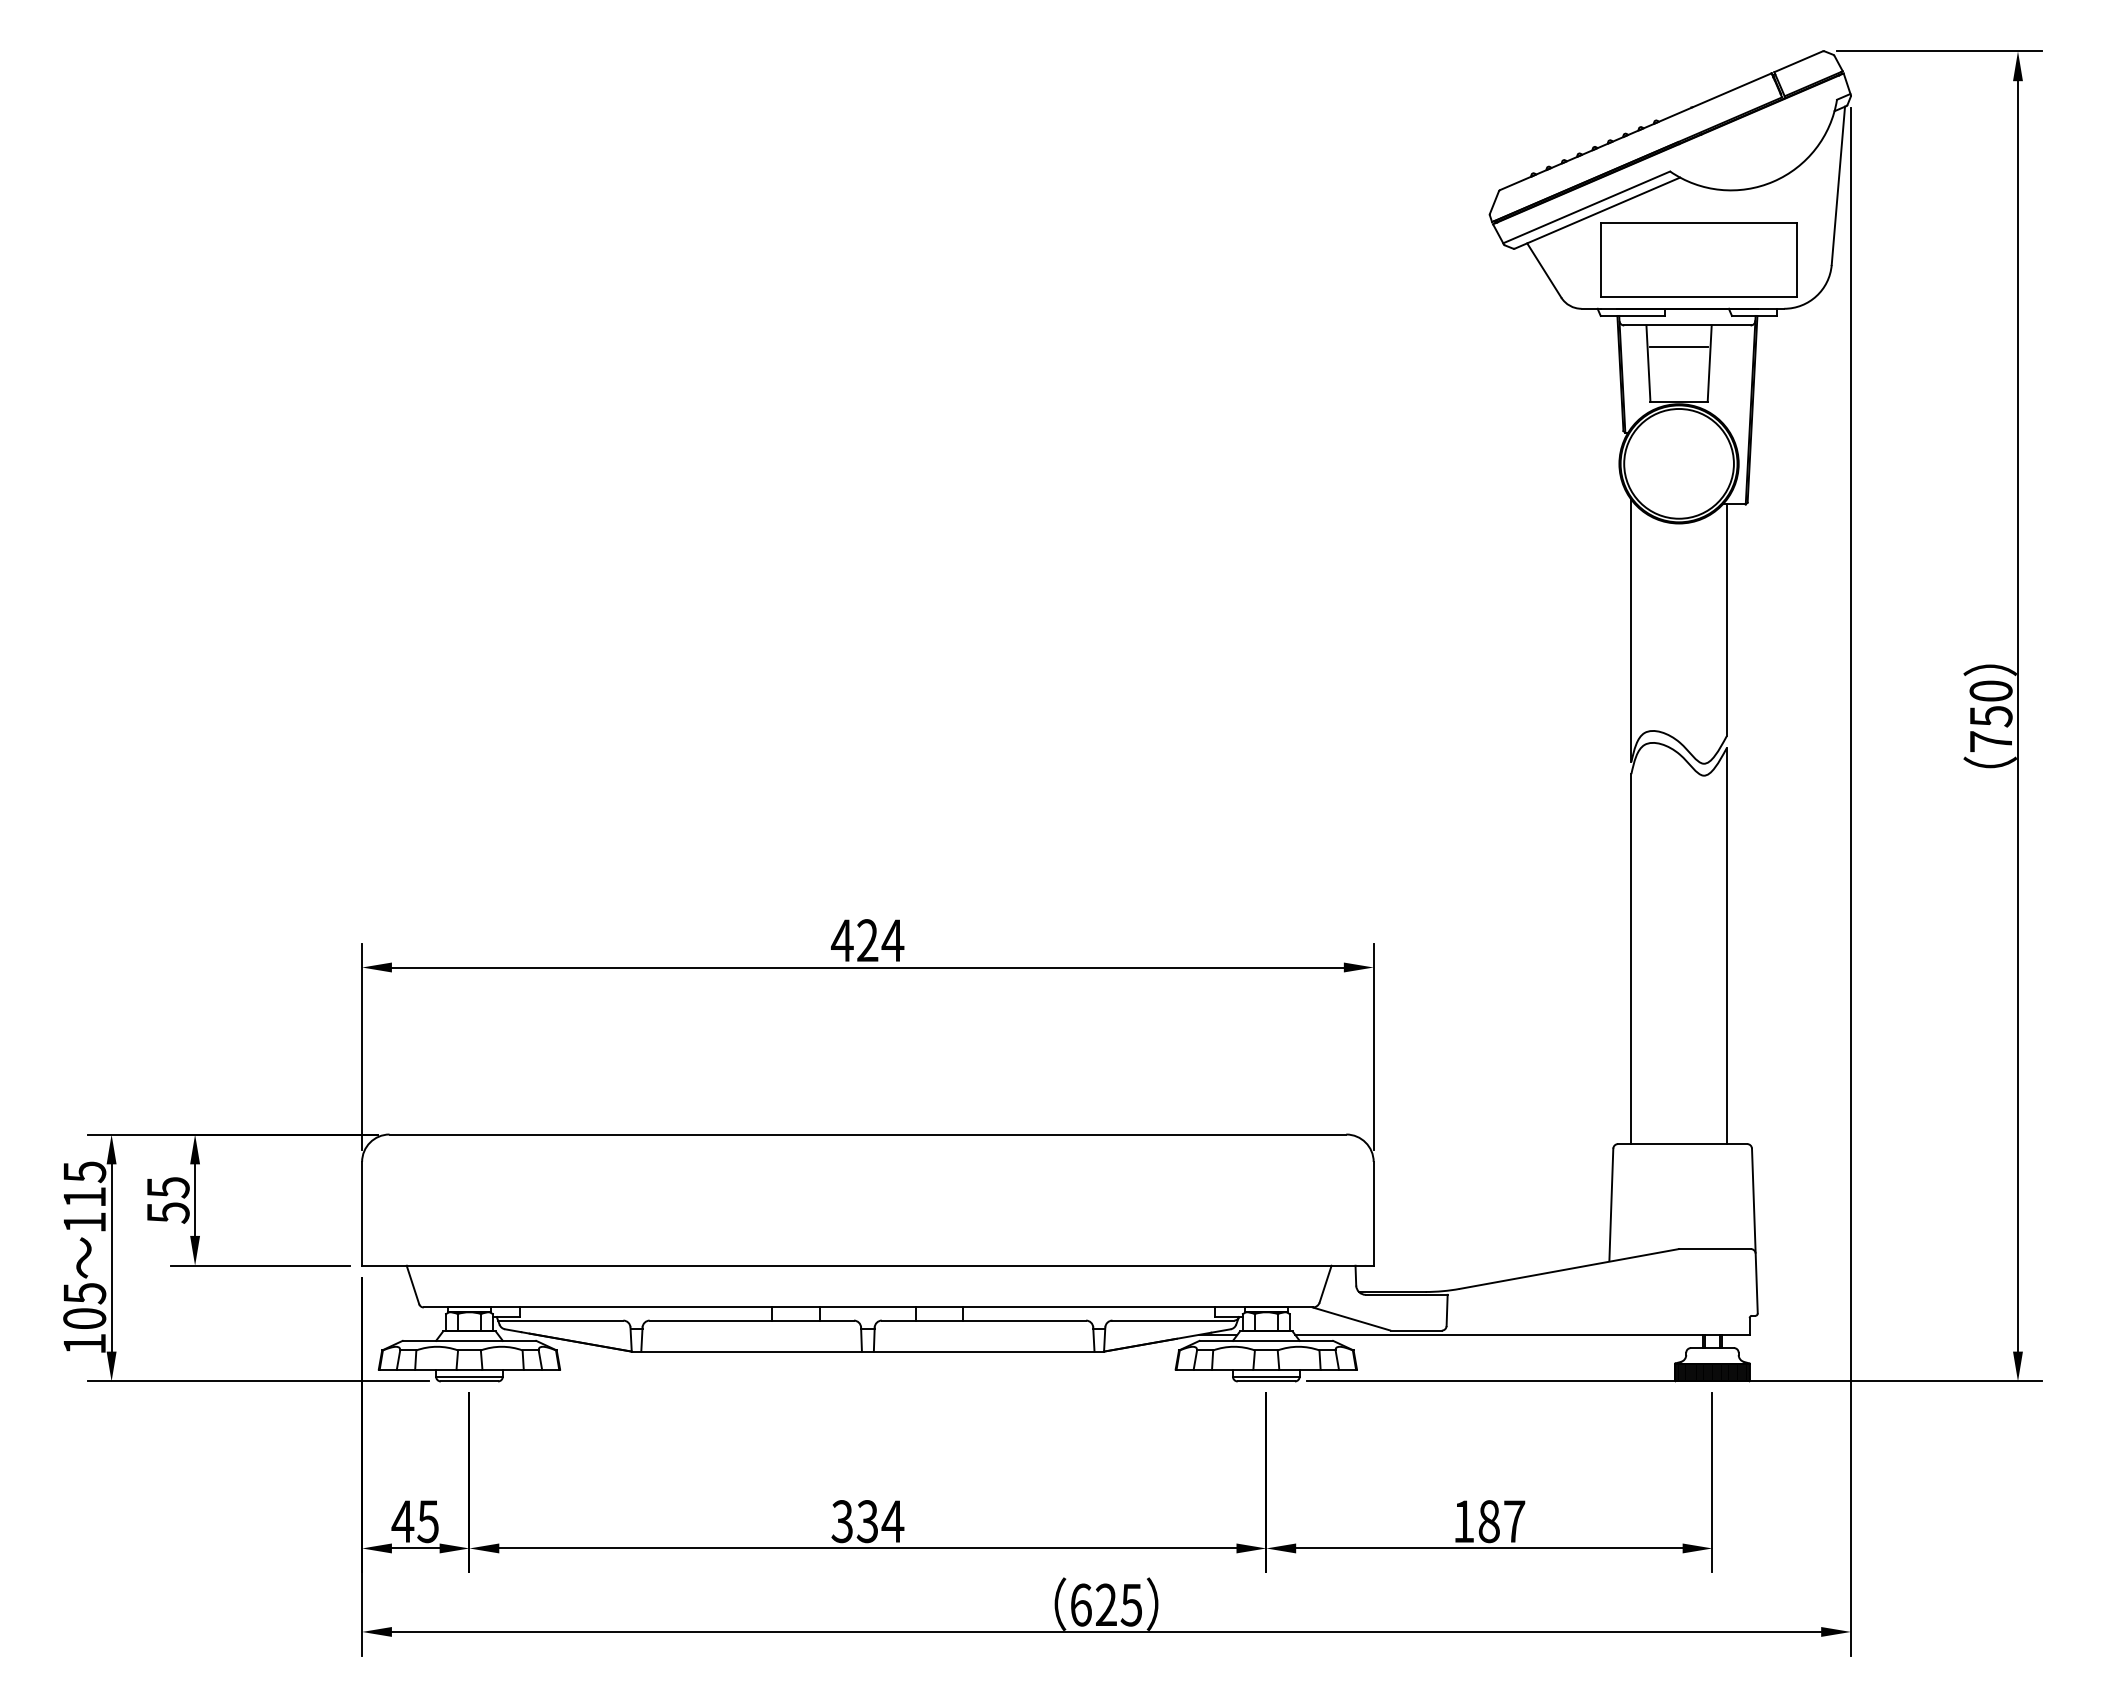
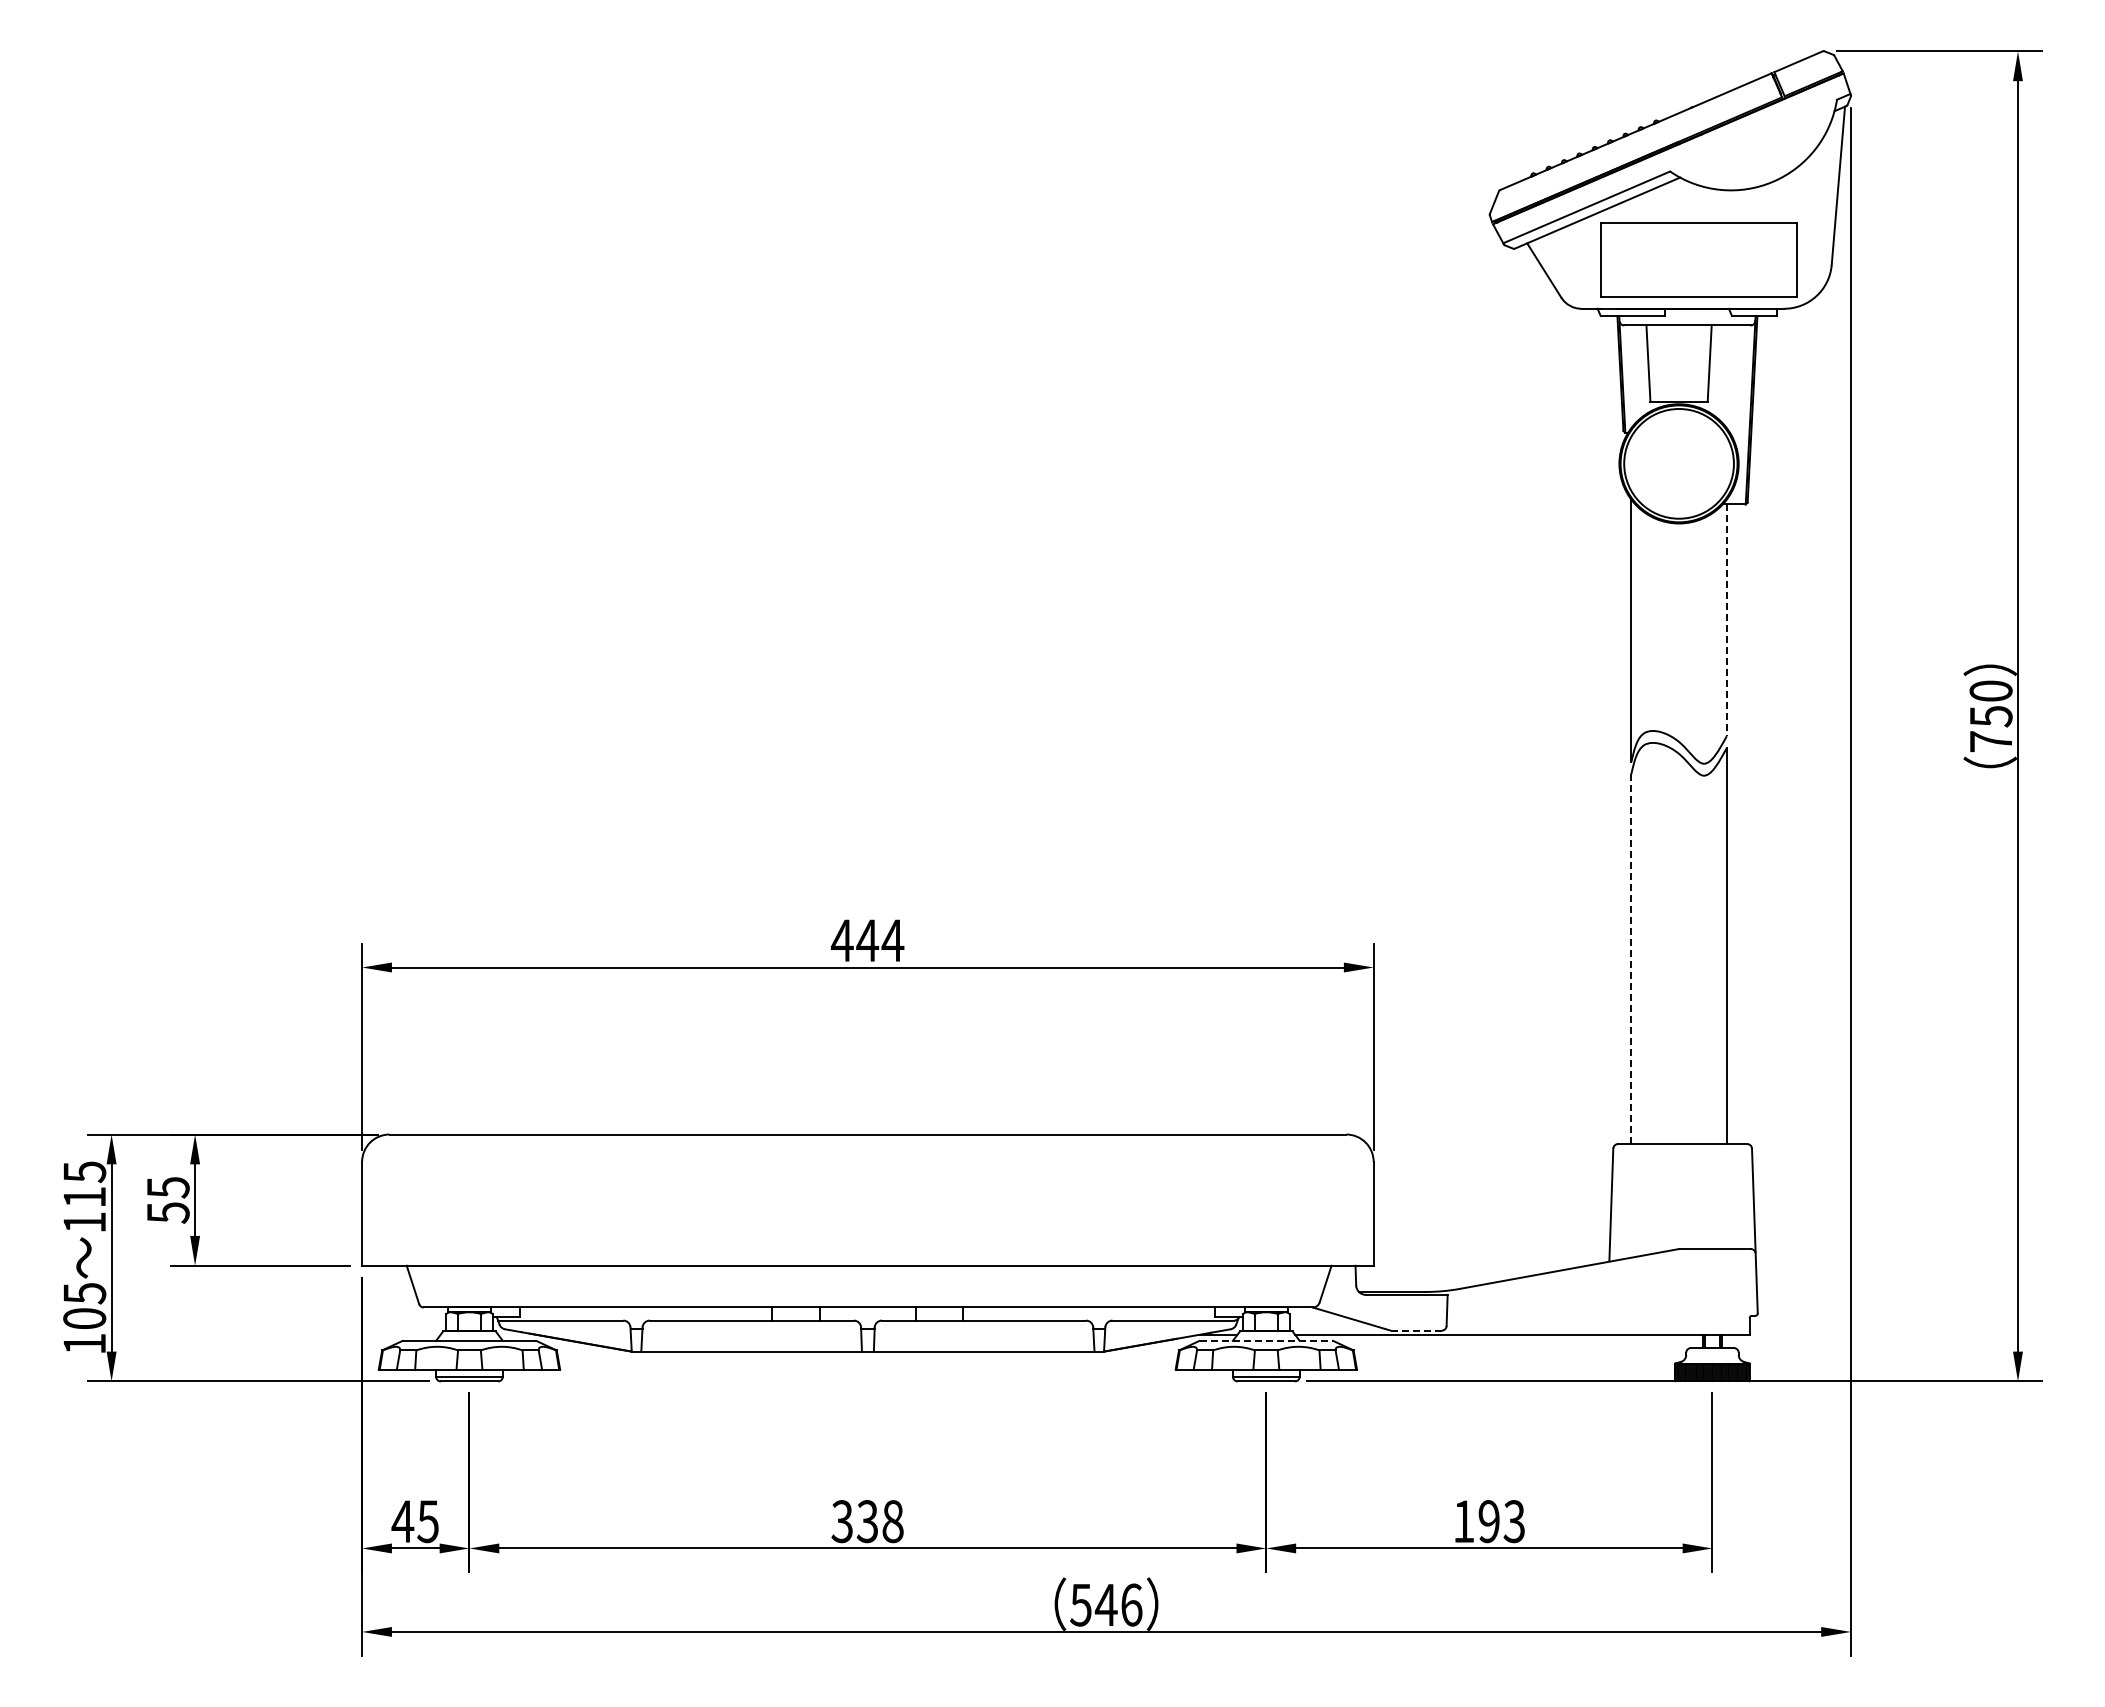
line: present -> none (1678, 346)
line: solid -> dashed (1726, 620)
text: 424 -> 444 (867, 940)
line: solid -> dashed (1631, 959)
line: solid -> dashed (1417, 1330)
line: solid -> dashed (1266, 1340)
text: 334 -> 338 (892, 1521)
text: 187 -> 193 (1501, 1521)
text: 625 -> 546 (1106, 1604)
